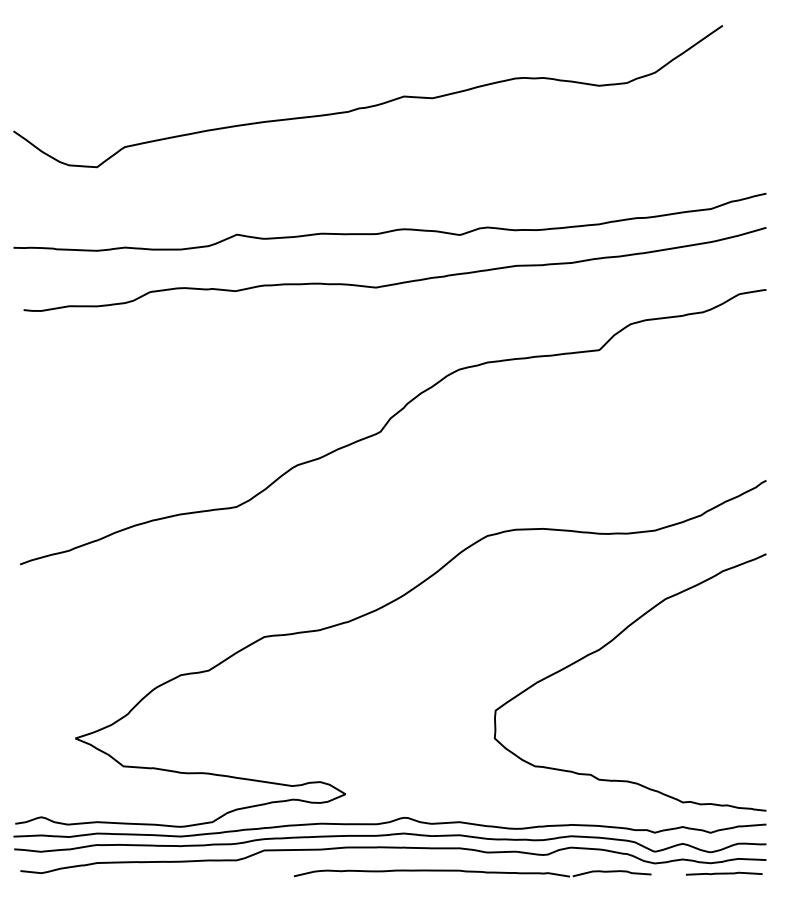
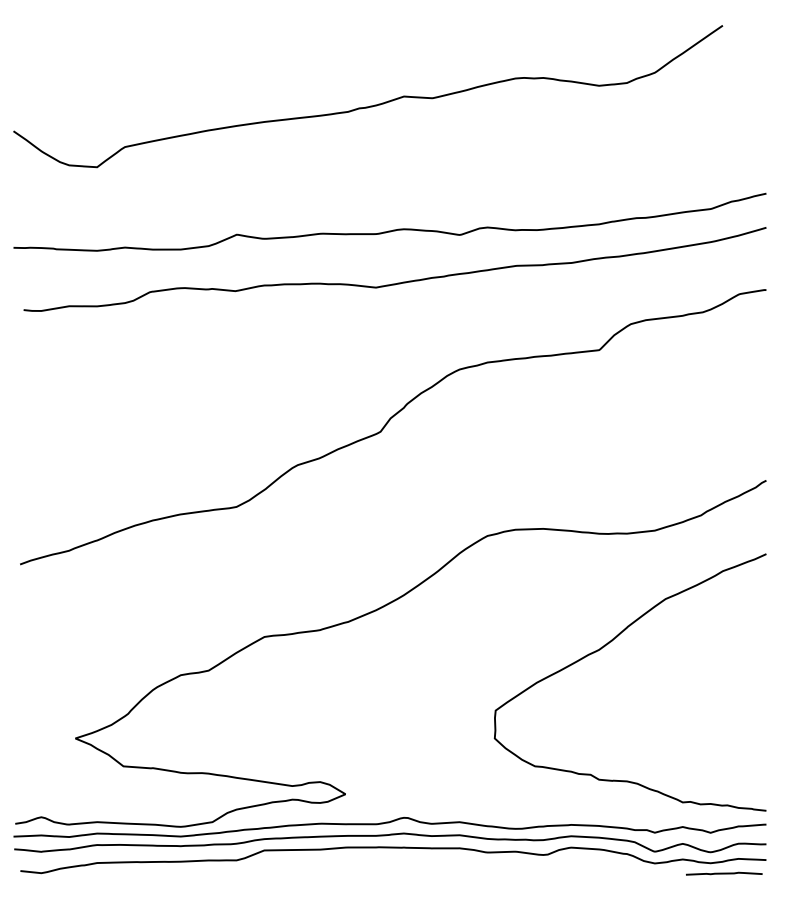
part: present -> none (472, 873)
